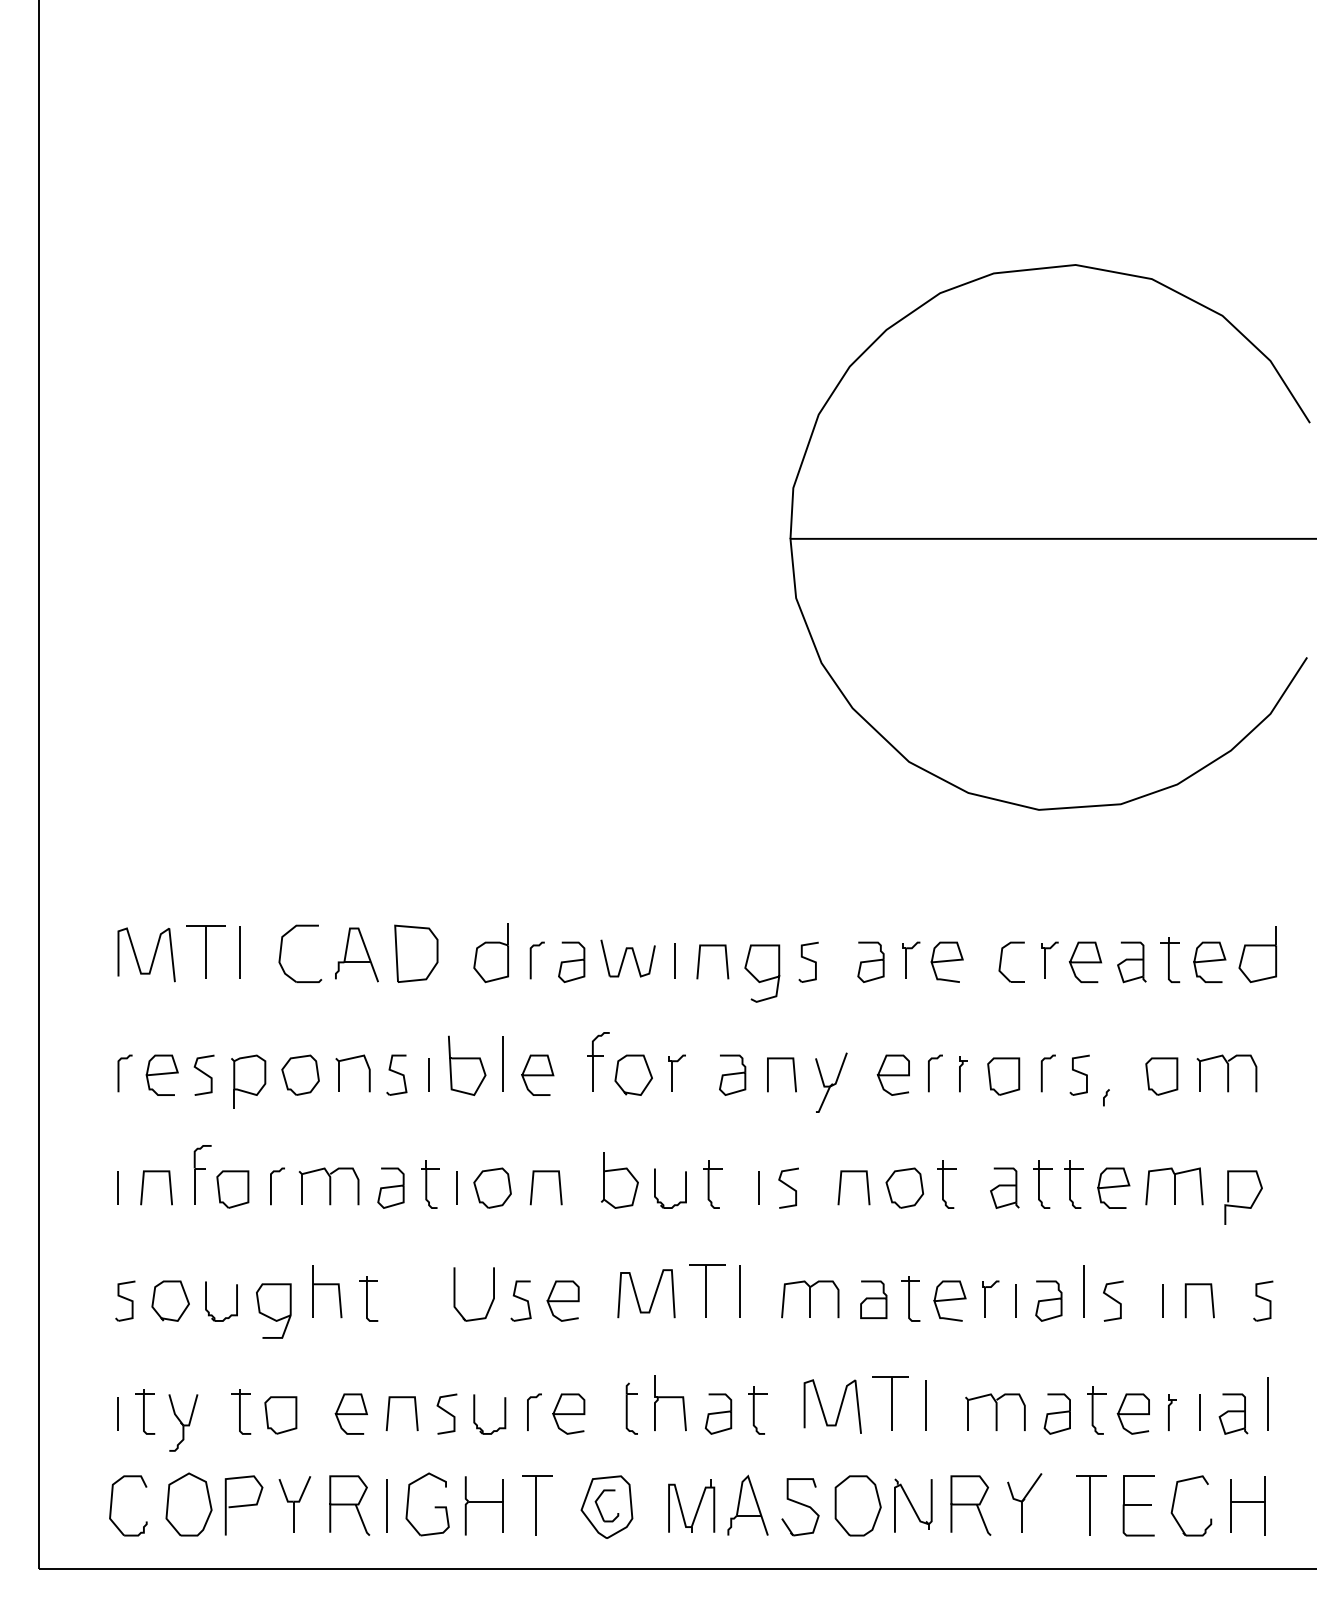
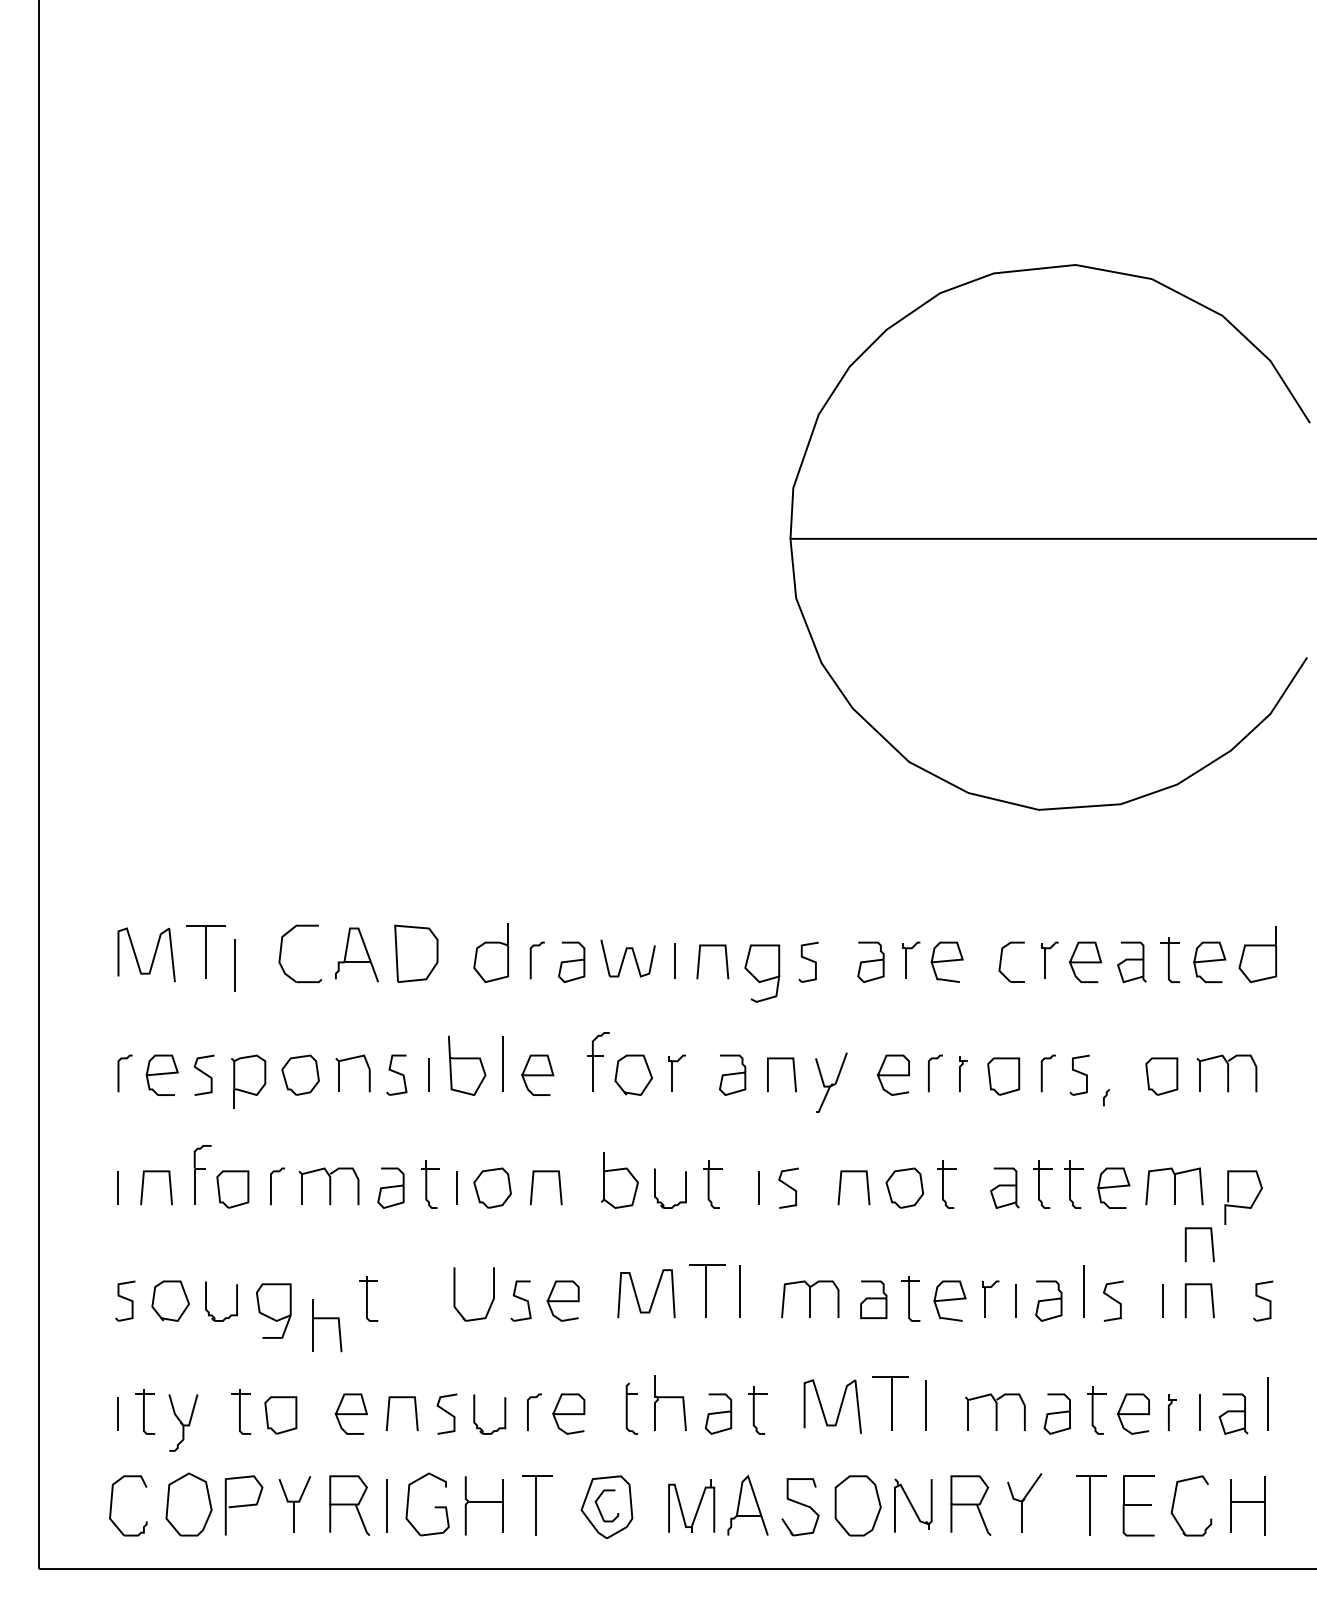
line position: (239, 952) -> (234, 965) (234, 965)
line: none -> present (1211, 1244)
part position: (327, 1291) -> (327, 1325) (327, 1325)
